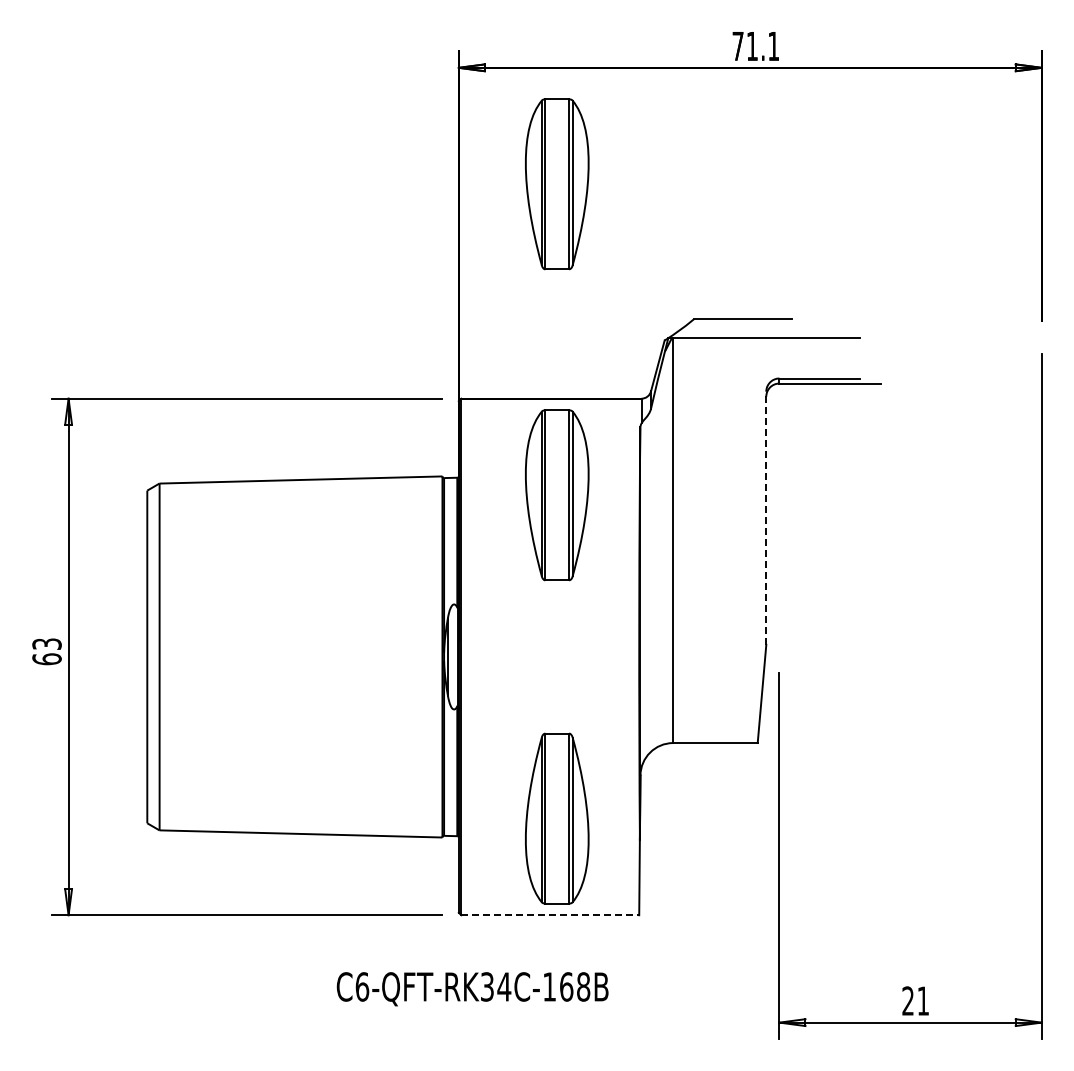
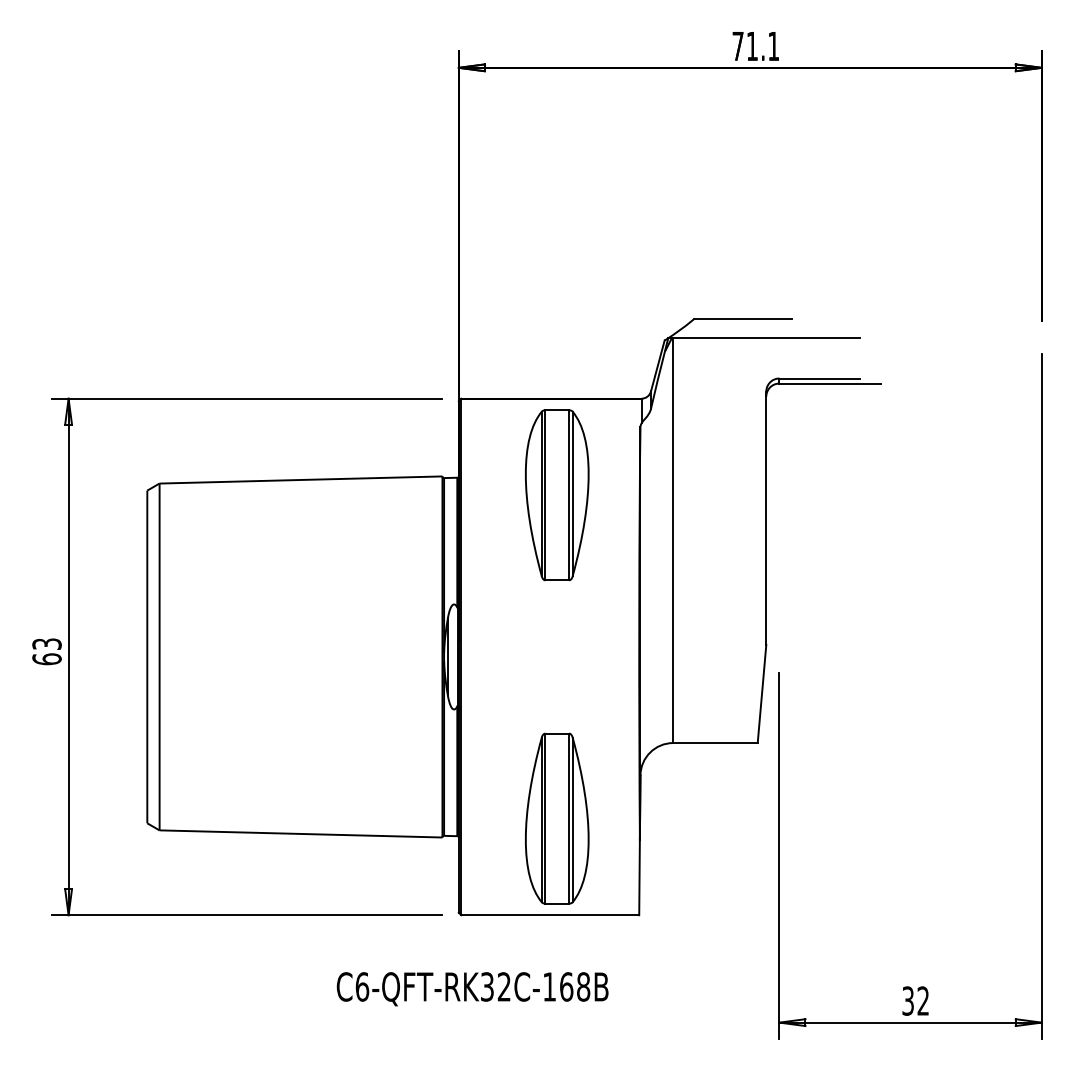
part: present -> none (557, 184)
line: dashed -> solid (766, 518)
line: dashed -> solid (550, 915)
text: C6-QFT-RK34C-168B -> C6-QFT-RK32C-168B (504, 986)
text: 21 -> 32 (915, 1000)
